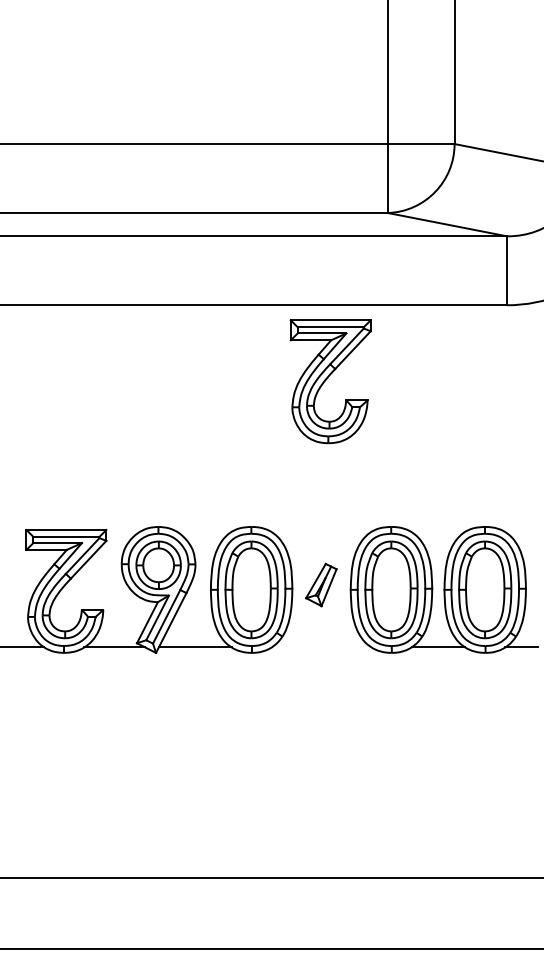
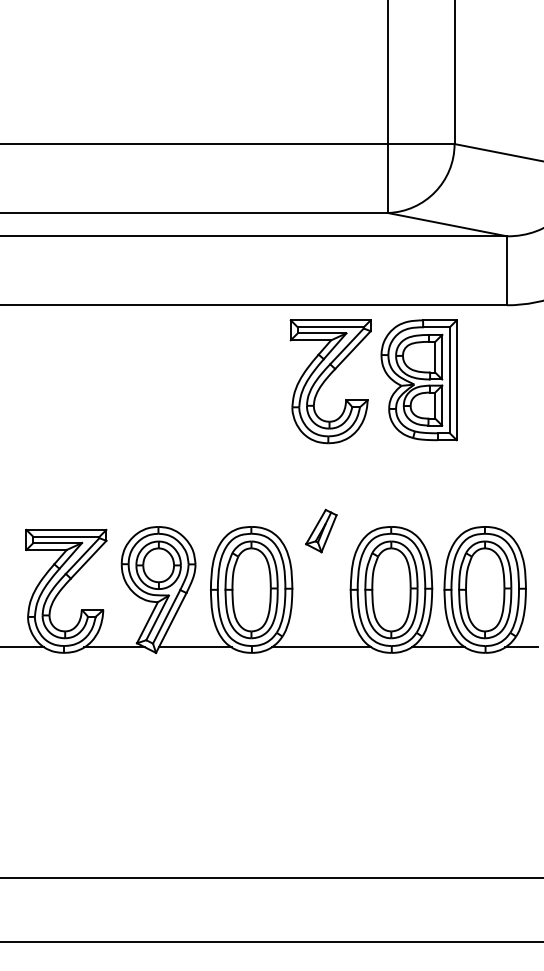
part: none -> present (418, 380)
part position: (321, 584) -> (321, 530) (321, 530)
line: none -> present (321, 647)
line position: (271, 948) -> (271, 941) (271, 941)
